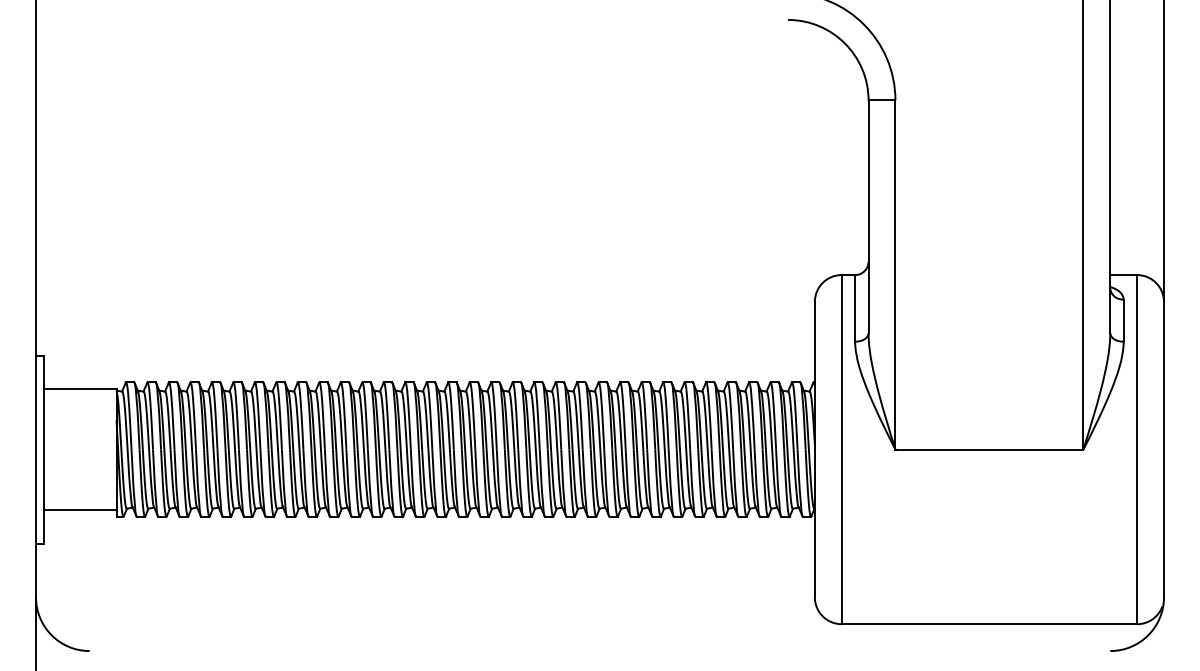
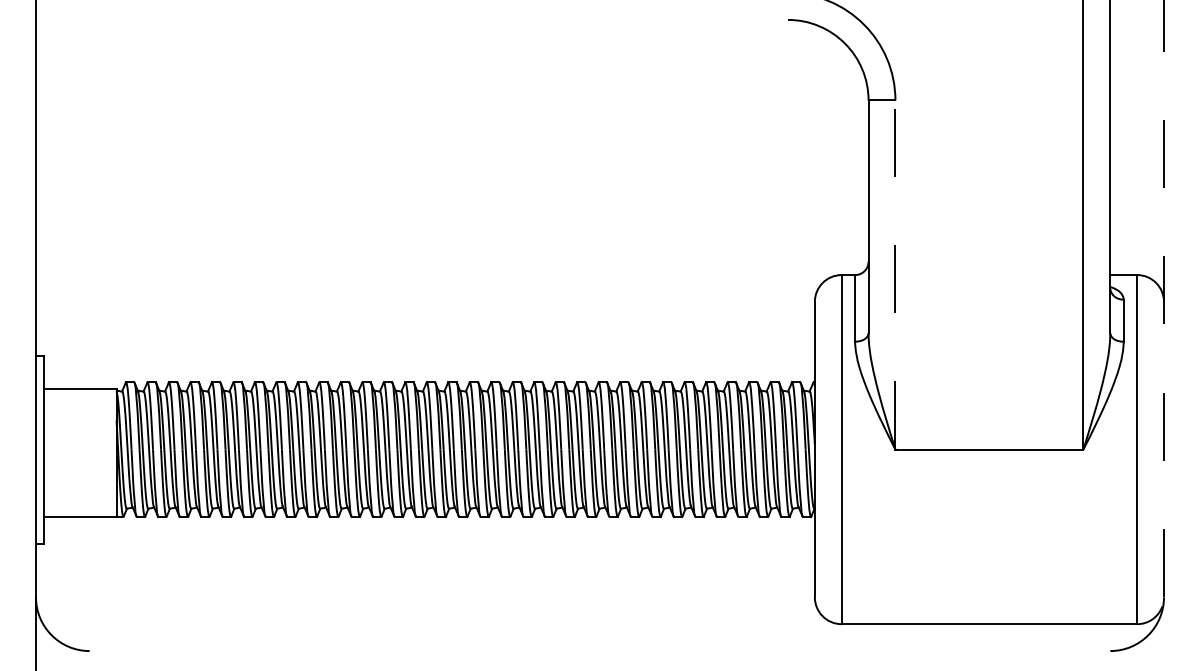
line: solid -> dashed (895, 275)
line: solid -> dashed (1164, 298)
line position: (80, 510) -> (80, 517) (80, 517)
